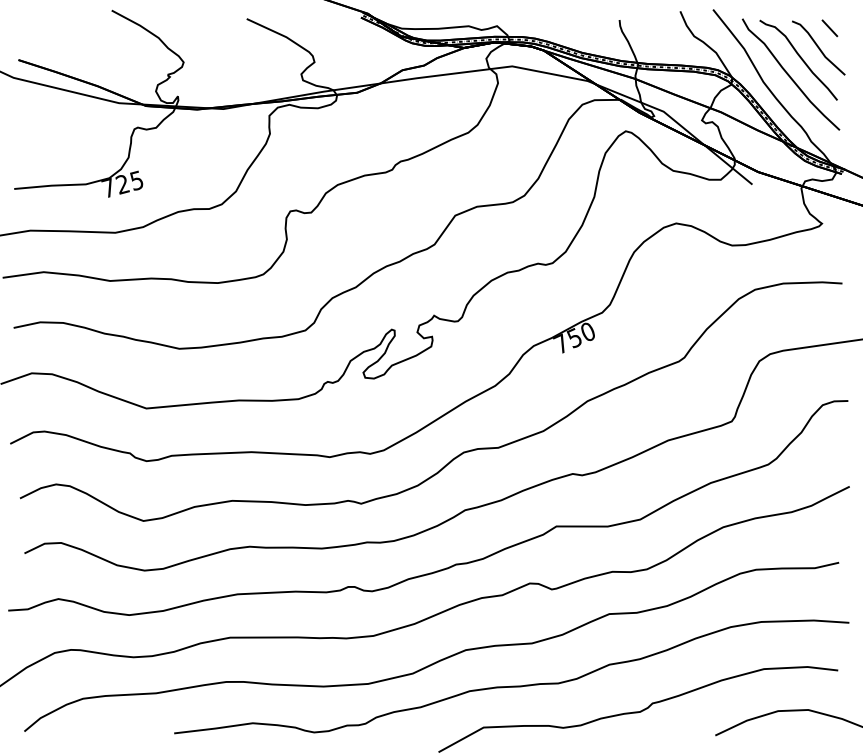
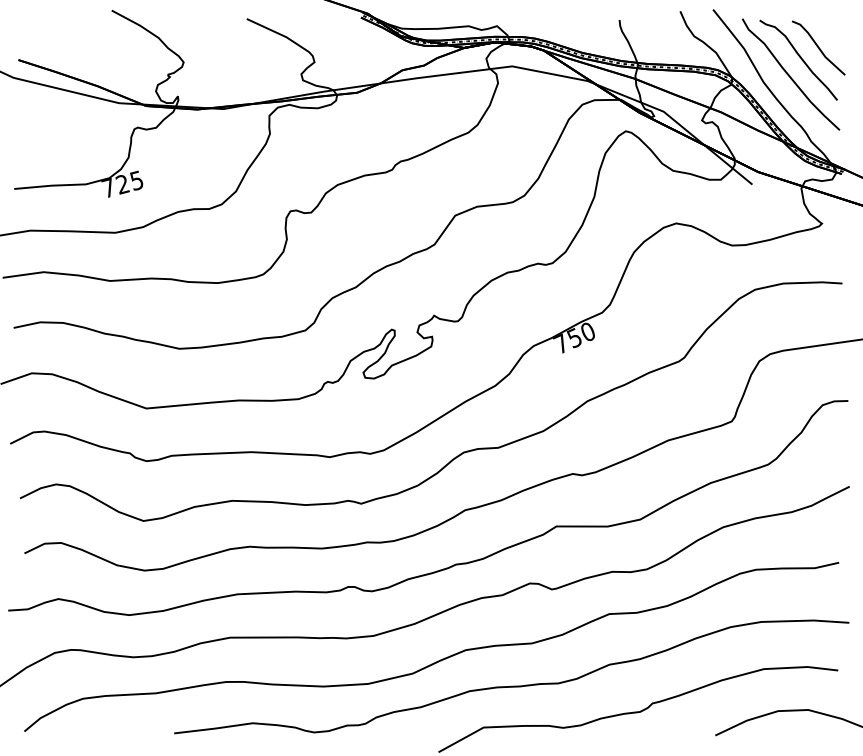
line: present -> none (829, 28)
